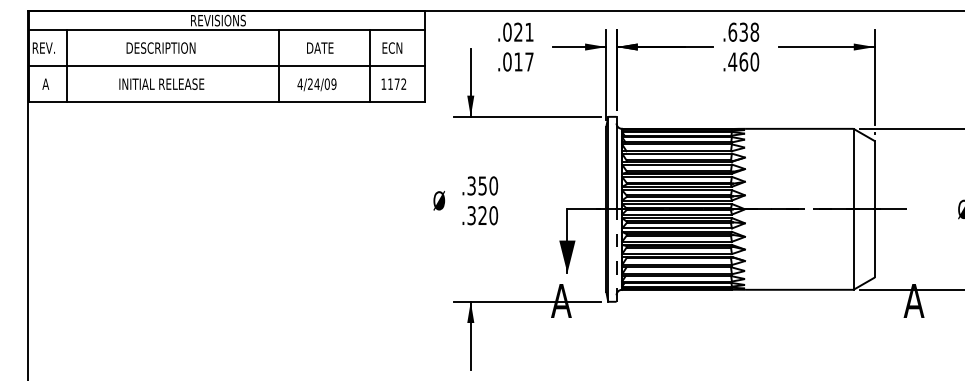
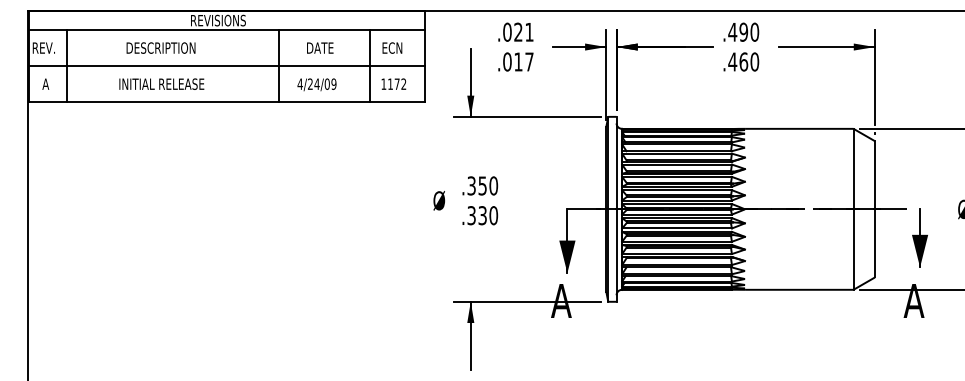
text: .638 -> .490 (743, 31)
text: .320 -> .330 (482, 215)
part: none -> present (919, 237)
line: dashed -> solid (616, 255)
